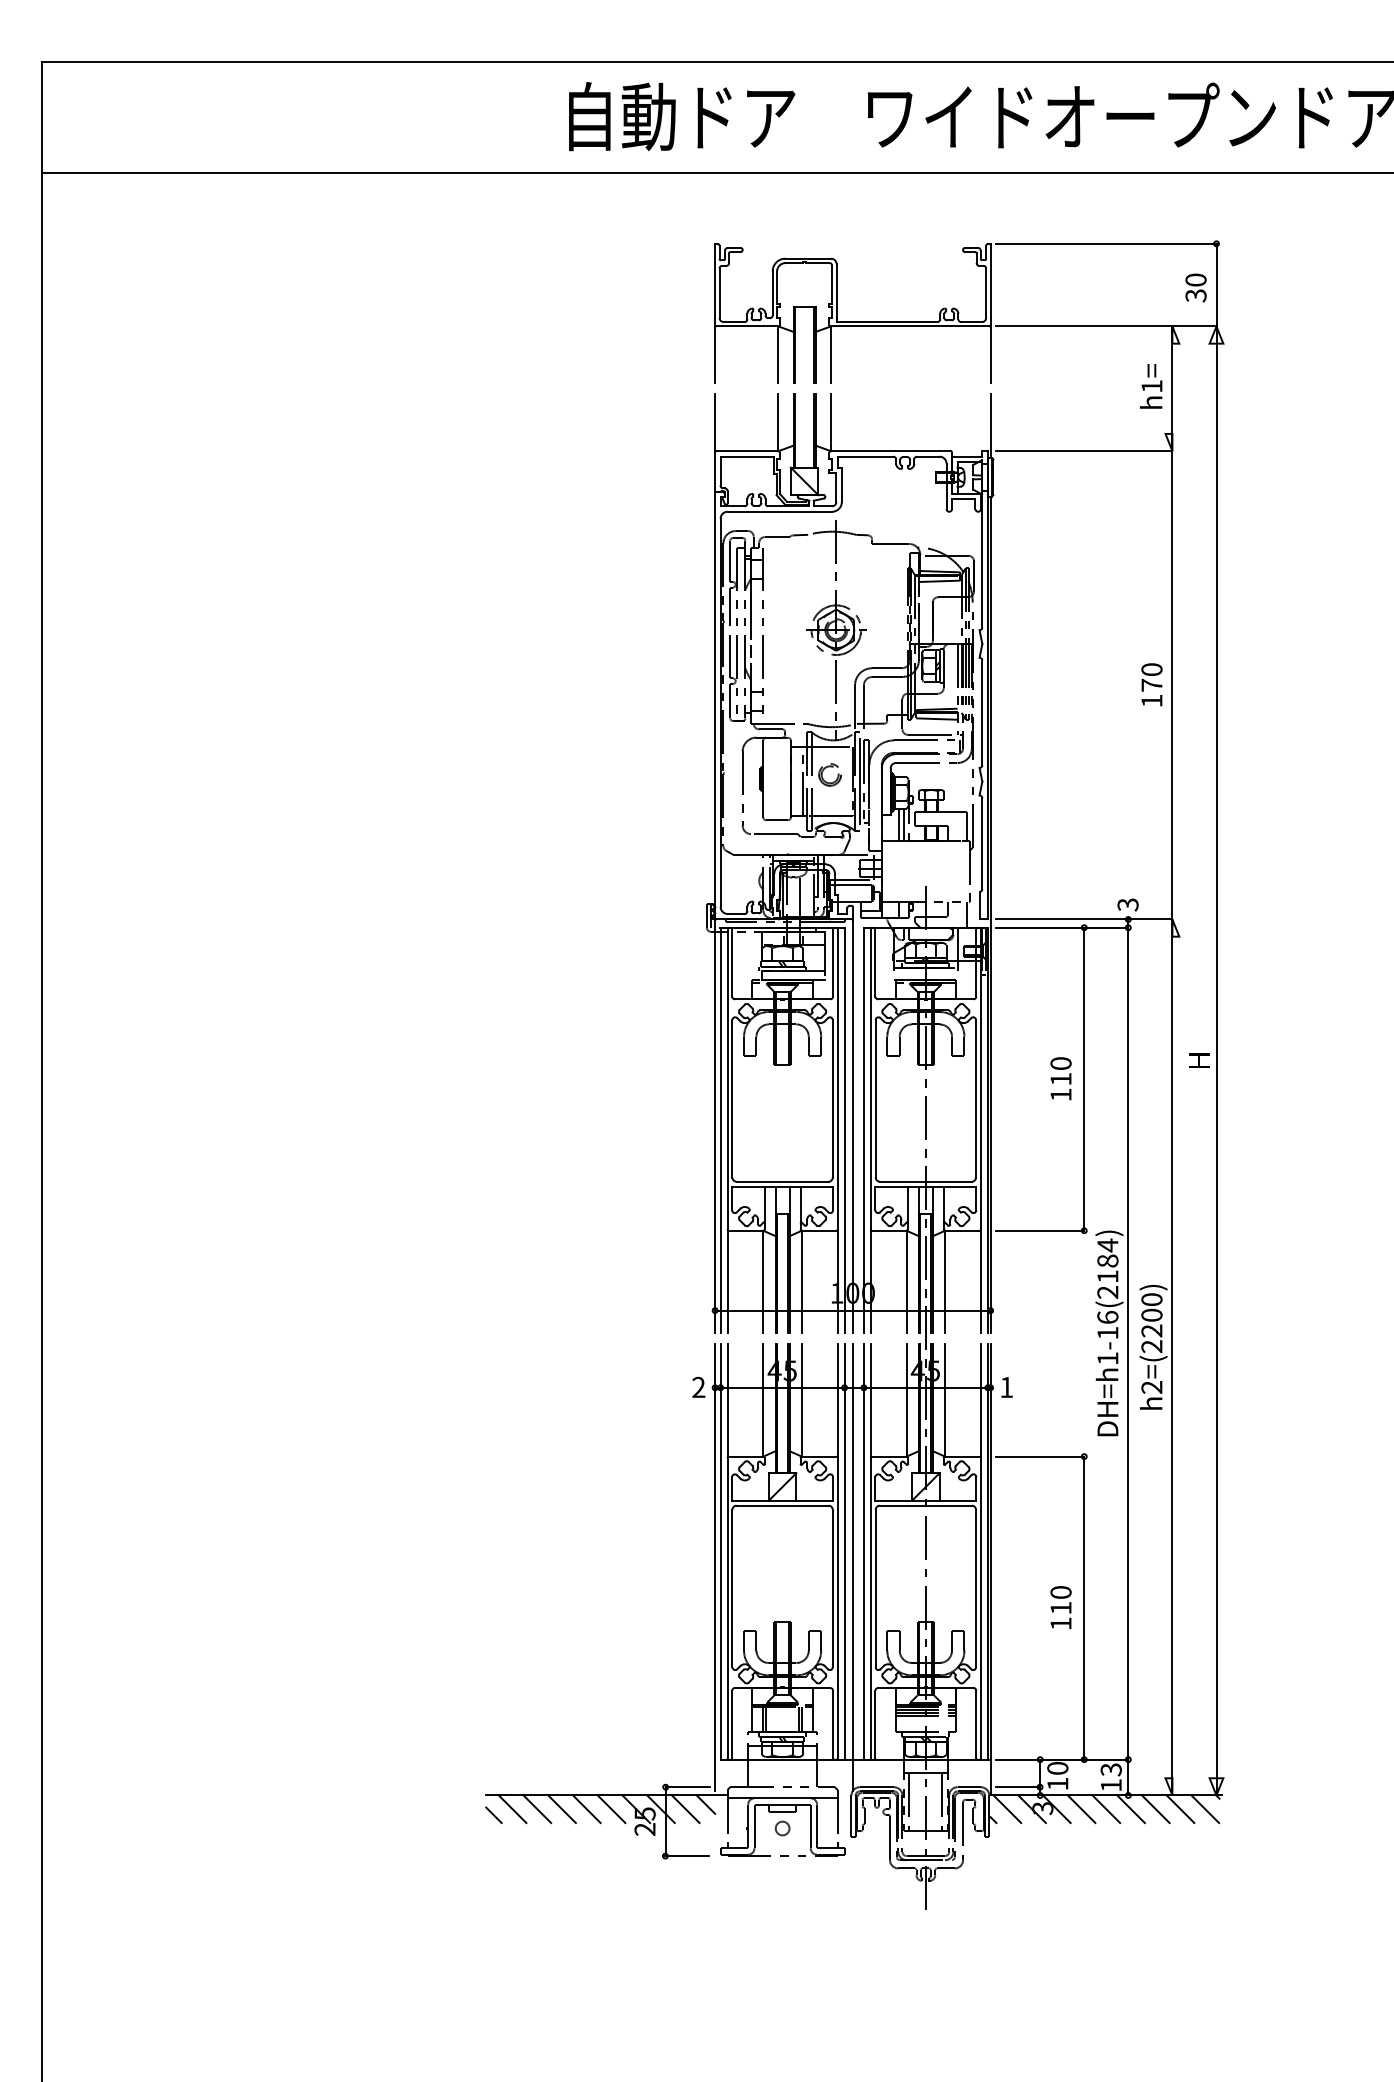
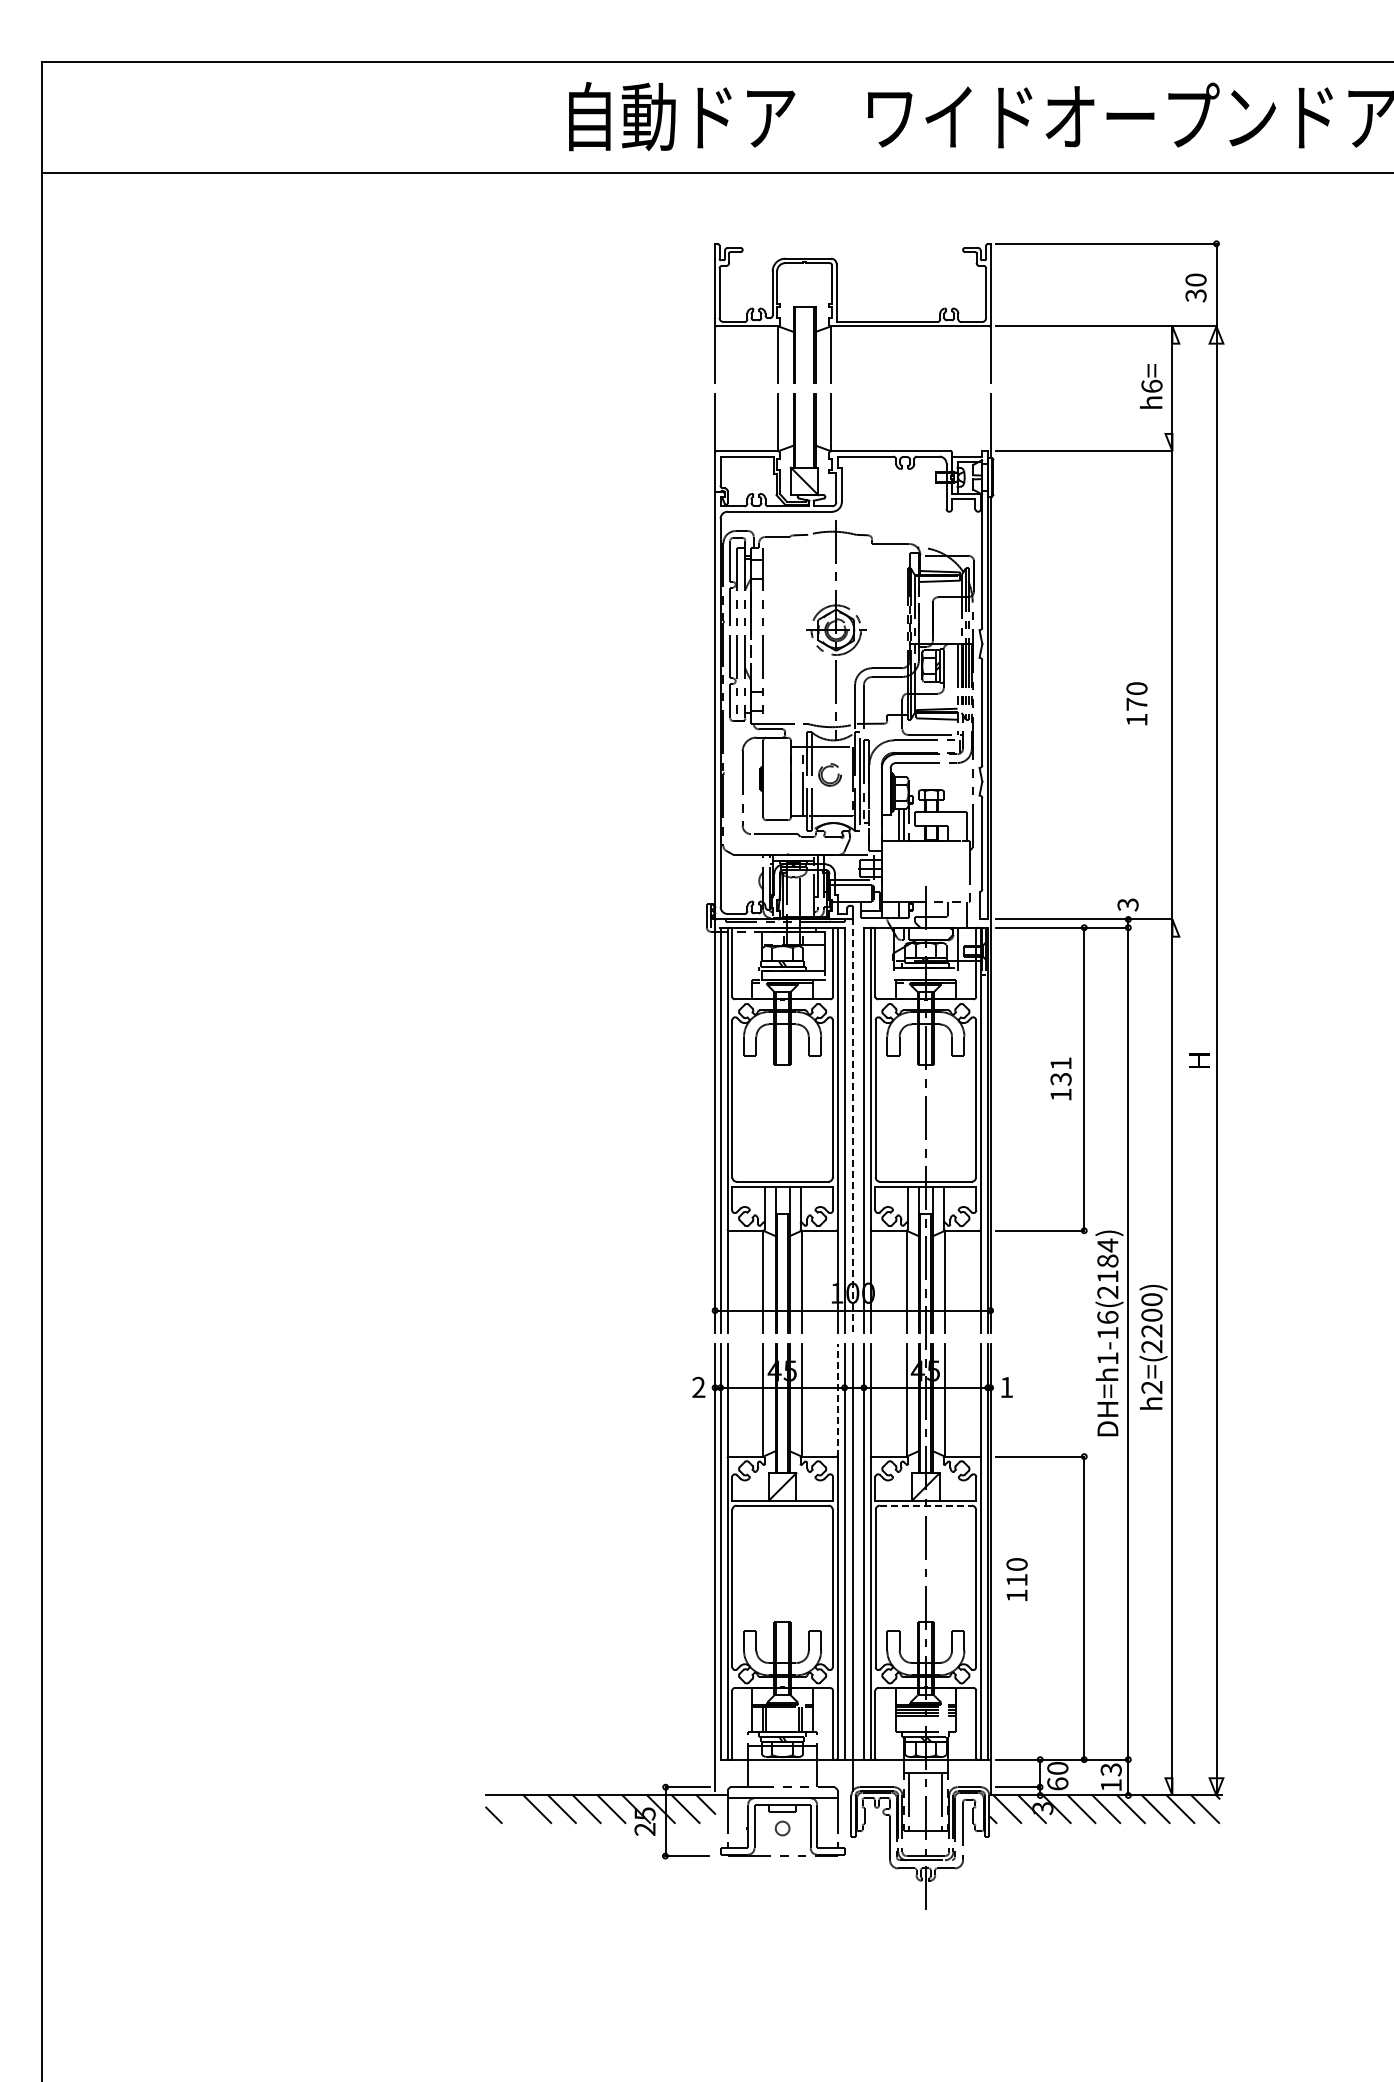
text: h1= -> h6= (1151, 385)
text position: (1151, 684) -> (1136, 703) (1136, 703)
text: 110 -> 131 (1060, 1071)
line: solid -> dashed (852, 1125)
line: solid -> dashed (837, 1399)
line: solid -> dashed (926, 1505)
text position: (1060, 1607) -> (1016, 1579) (1016, 1579)
text: 10 -> 60 (1057, 1783)
line: present -> none (512, 1809)
